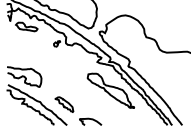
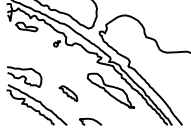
part position: (64, 104) -> (68, 93) (68, 93)
